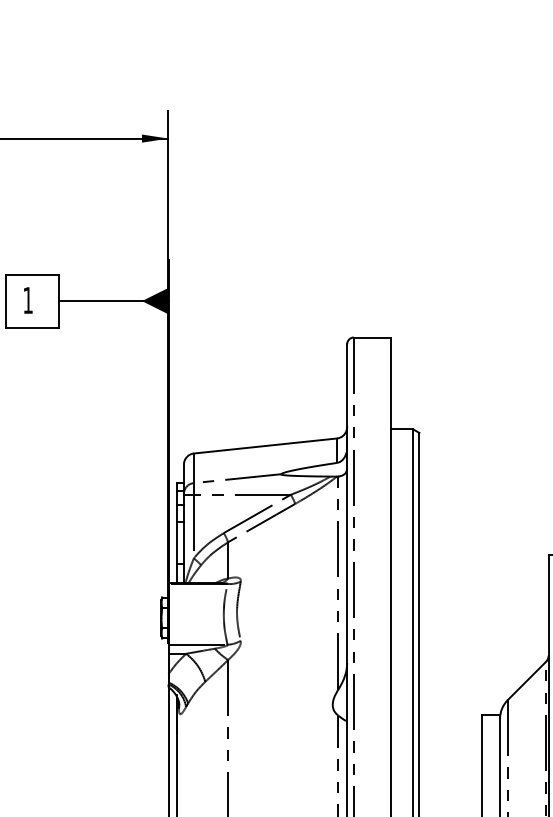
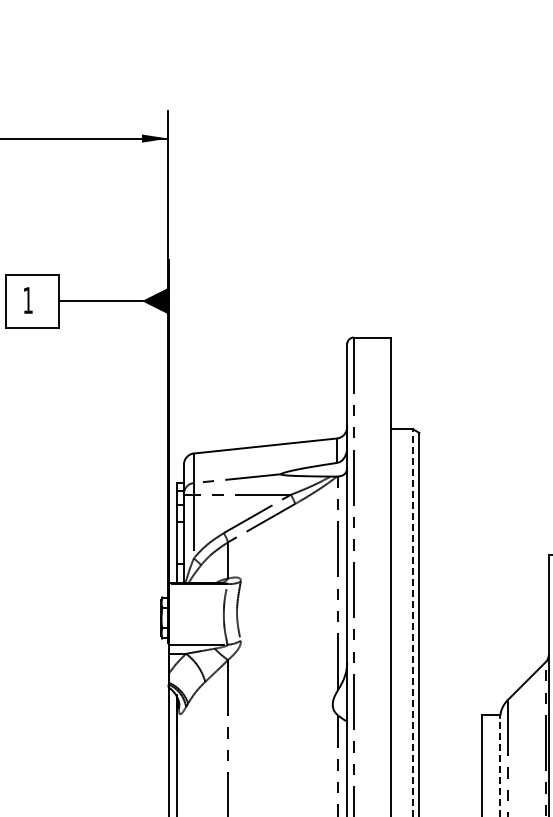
line: solid -> dashed (412, 623)
line: solid -> dashed (500, 765)
